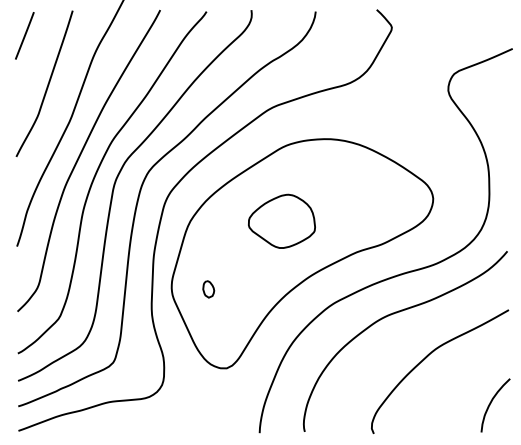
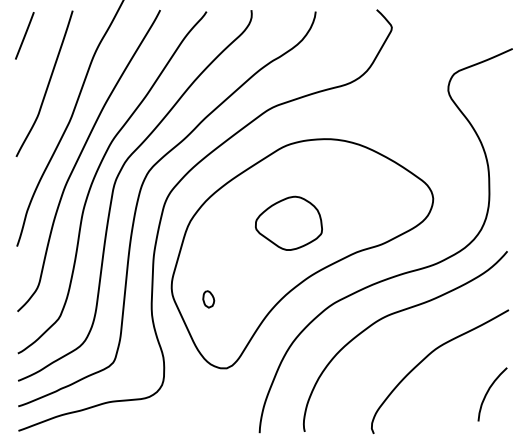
part position: (281, 220) -> (288, 222) (288, 222)
part position: (208, 289) -> (208, 299) (208, 299)
curve position: (491, 403) -> (488, 392) (488, 392)
